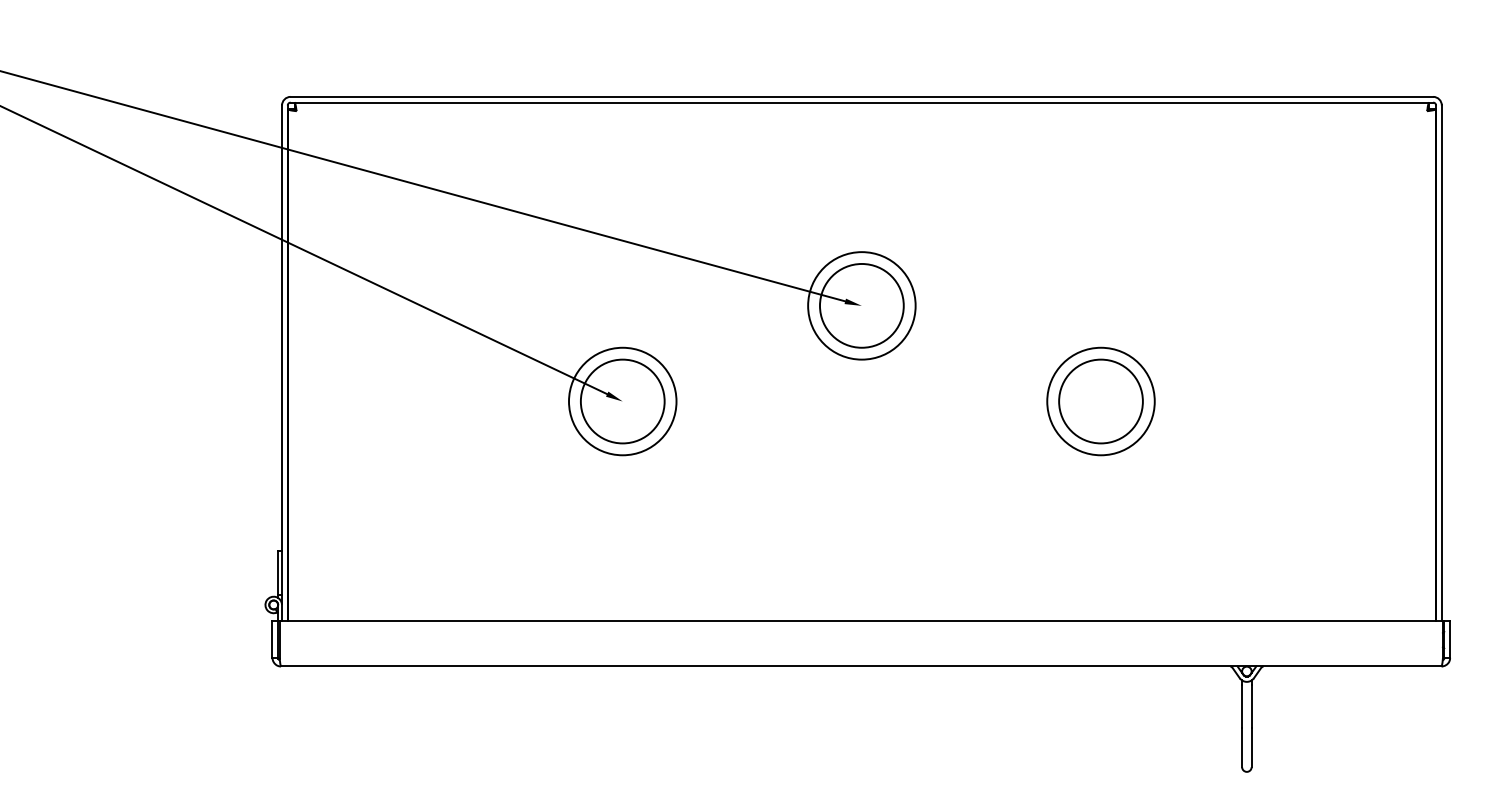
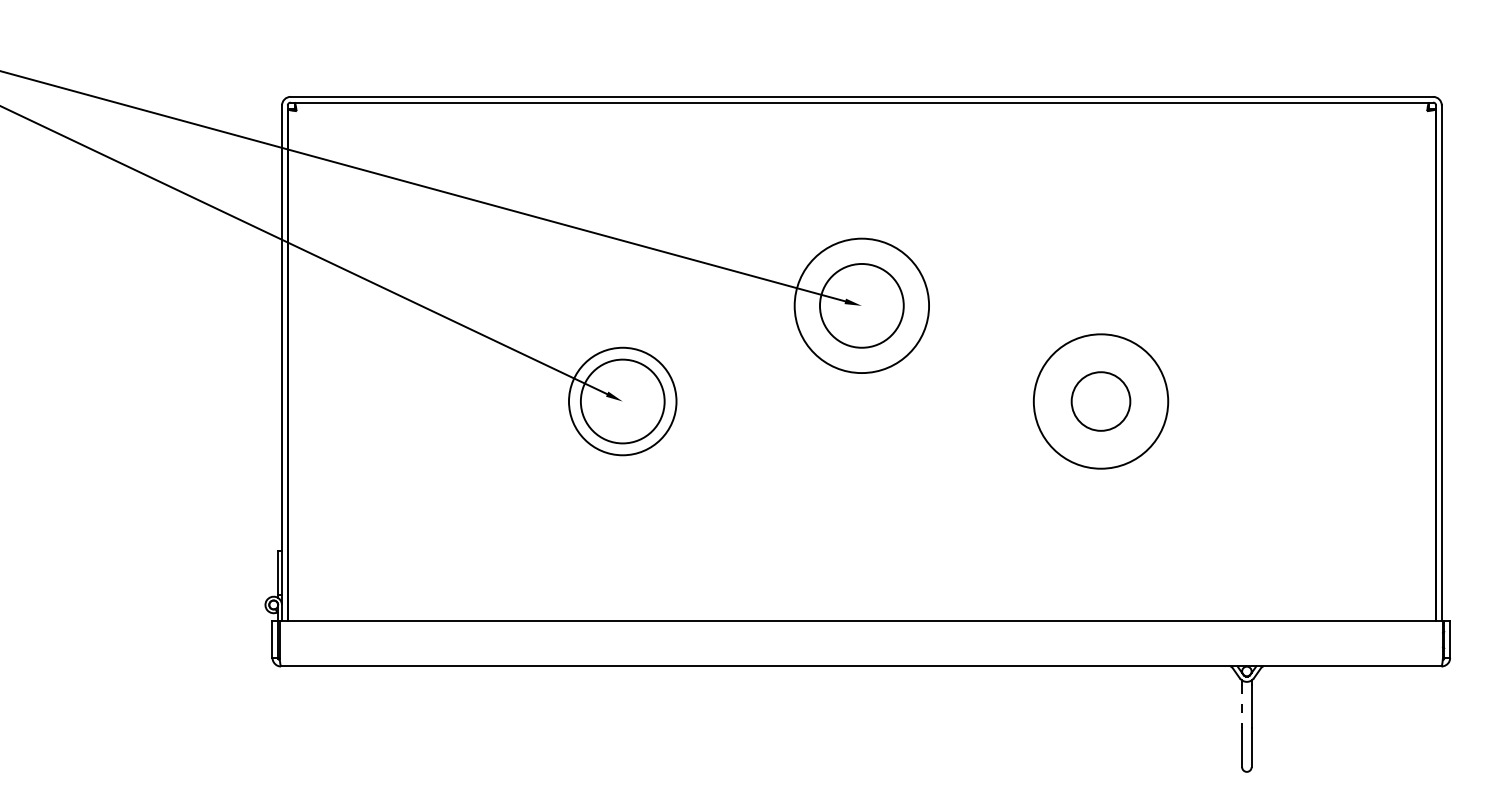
circle diameter: 108 px -> 134 px (861, 305)
circle diameter: 108 px -> 134 px (1100, 401)
circle diameter: 84 px -> 59 px (1100, 401)
line: solid -> dashed (1242, 706)
